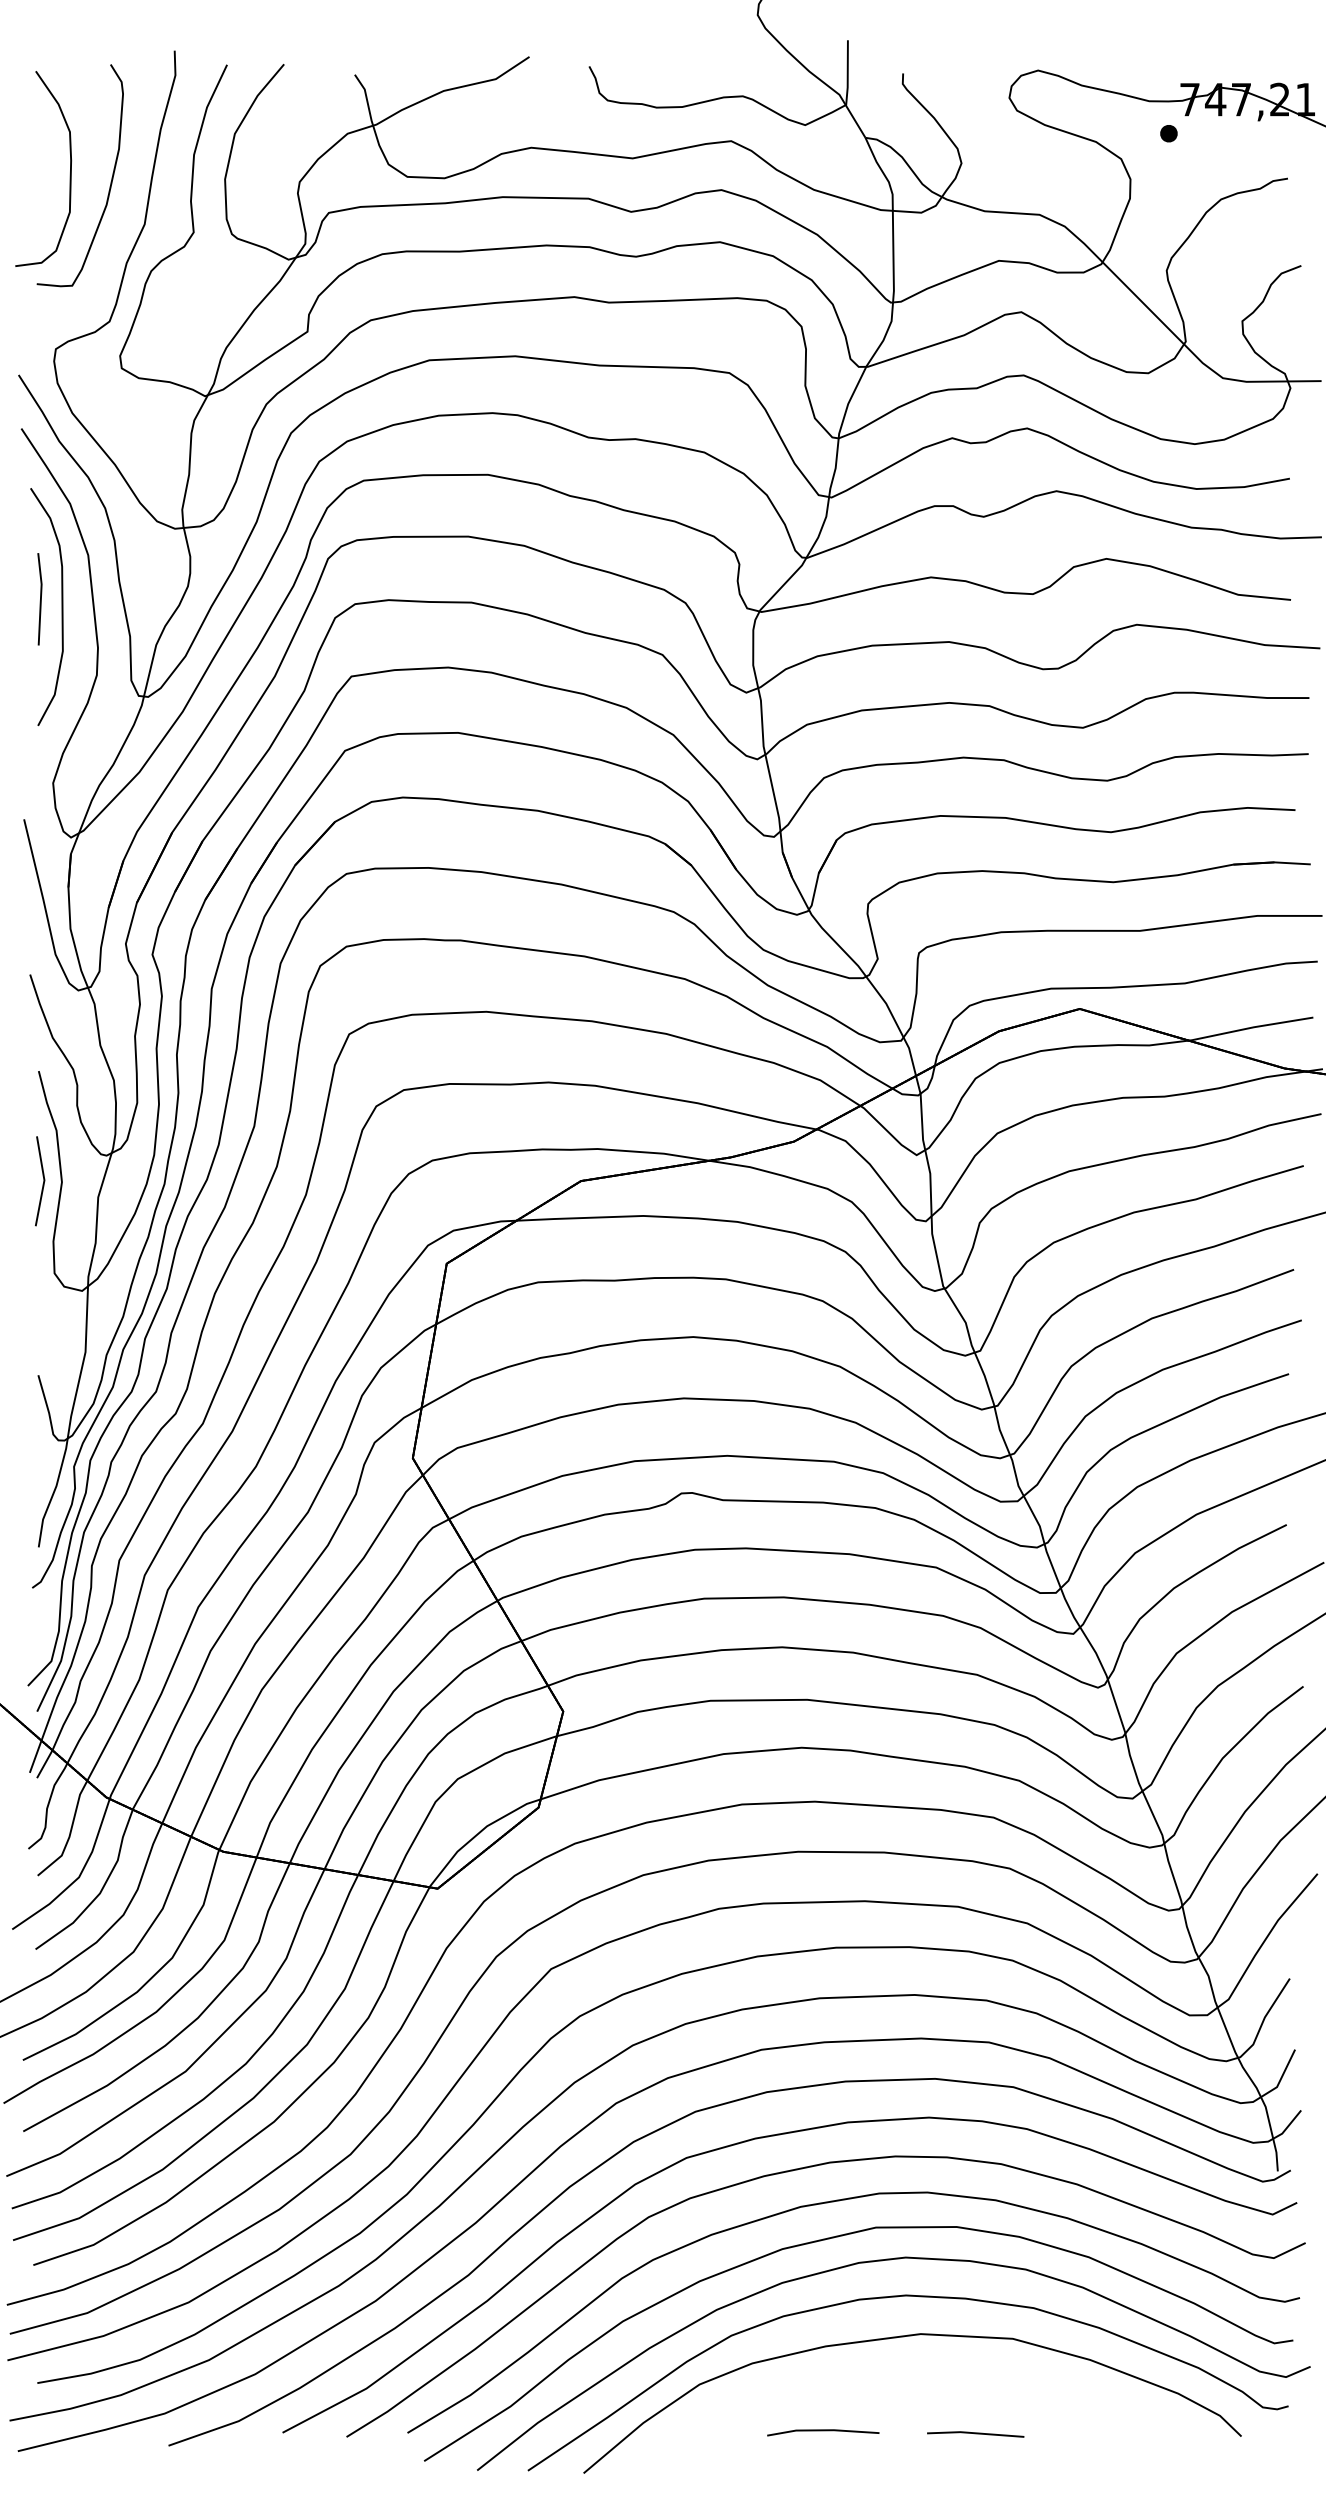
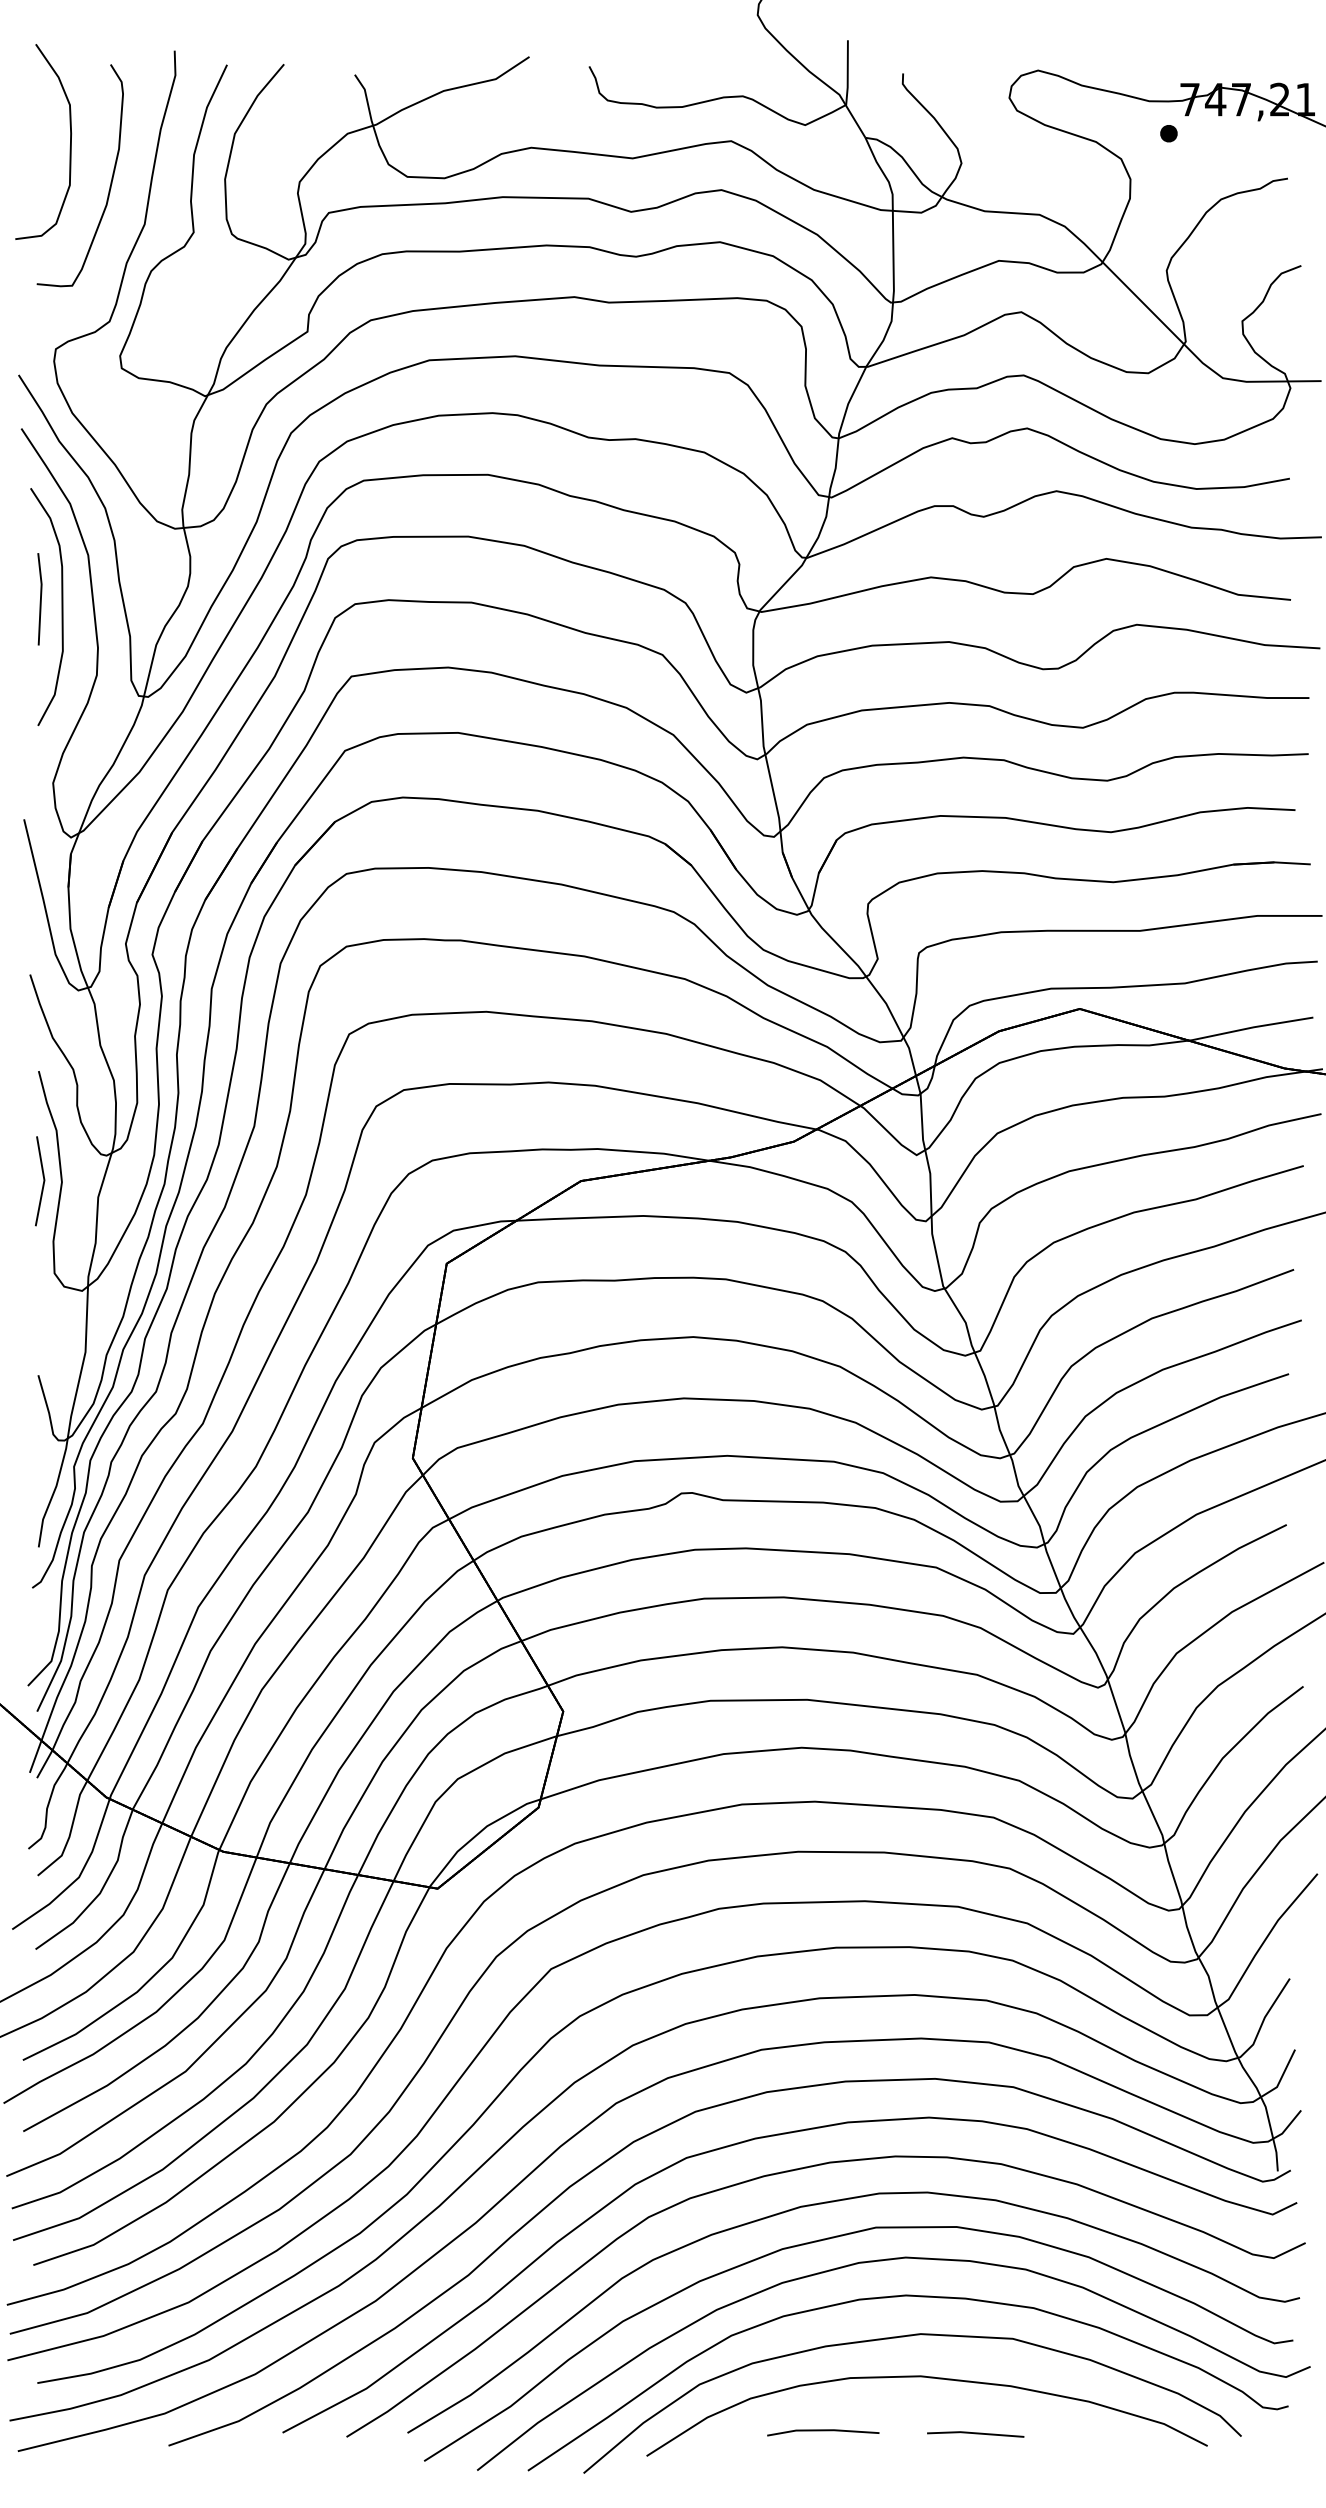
curve position: (69, 174) -> (69, 147) (69, 147)
part: none -> present (929, 2378)
